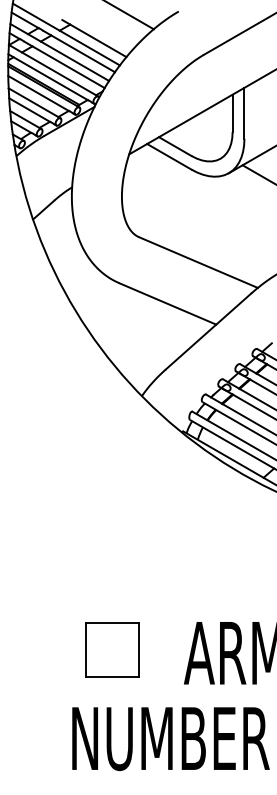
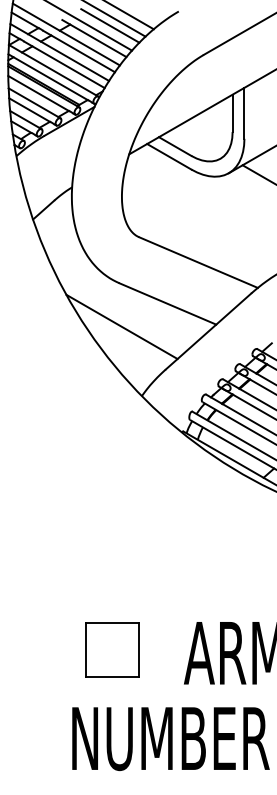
line: none -> present (115, 19)
line: none -> present (110, 25)
line: none -> present (90, 26)
line: none -> present (121, 326)
